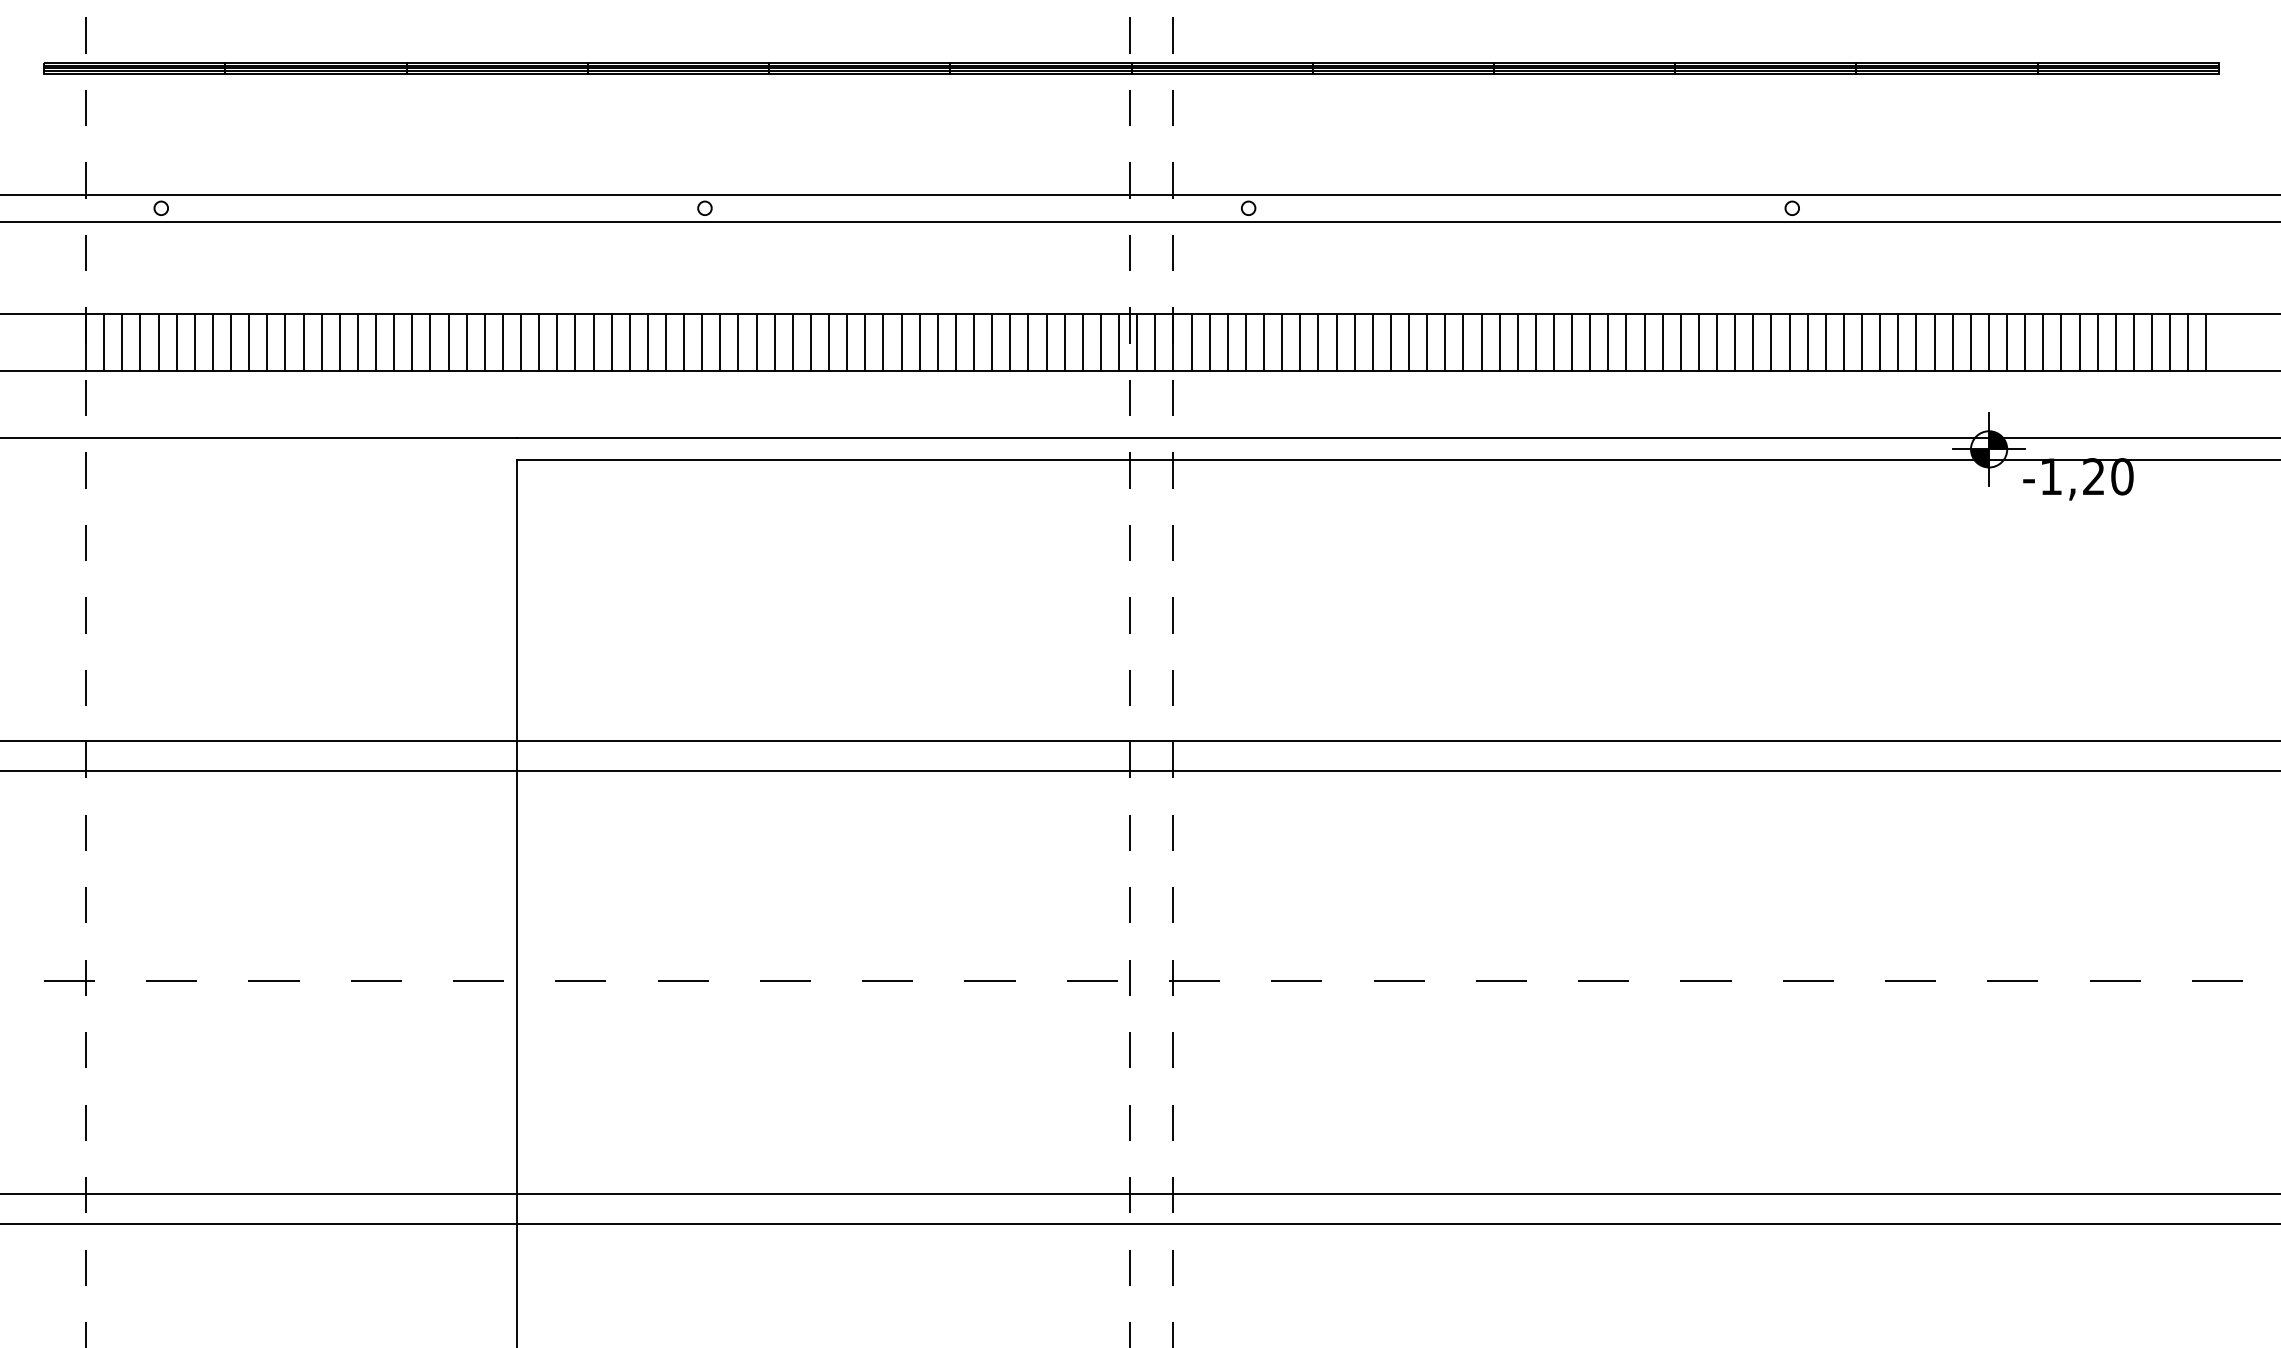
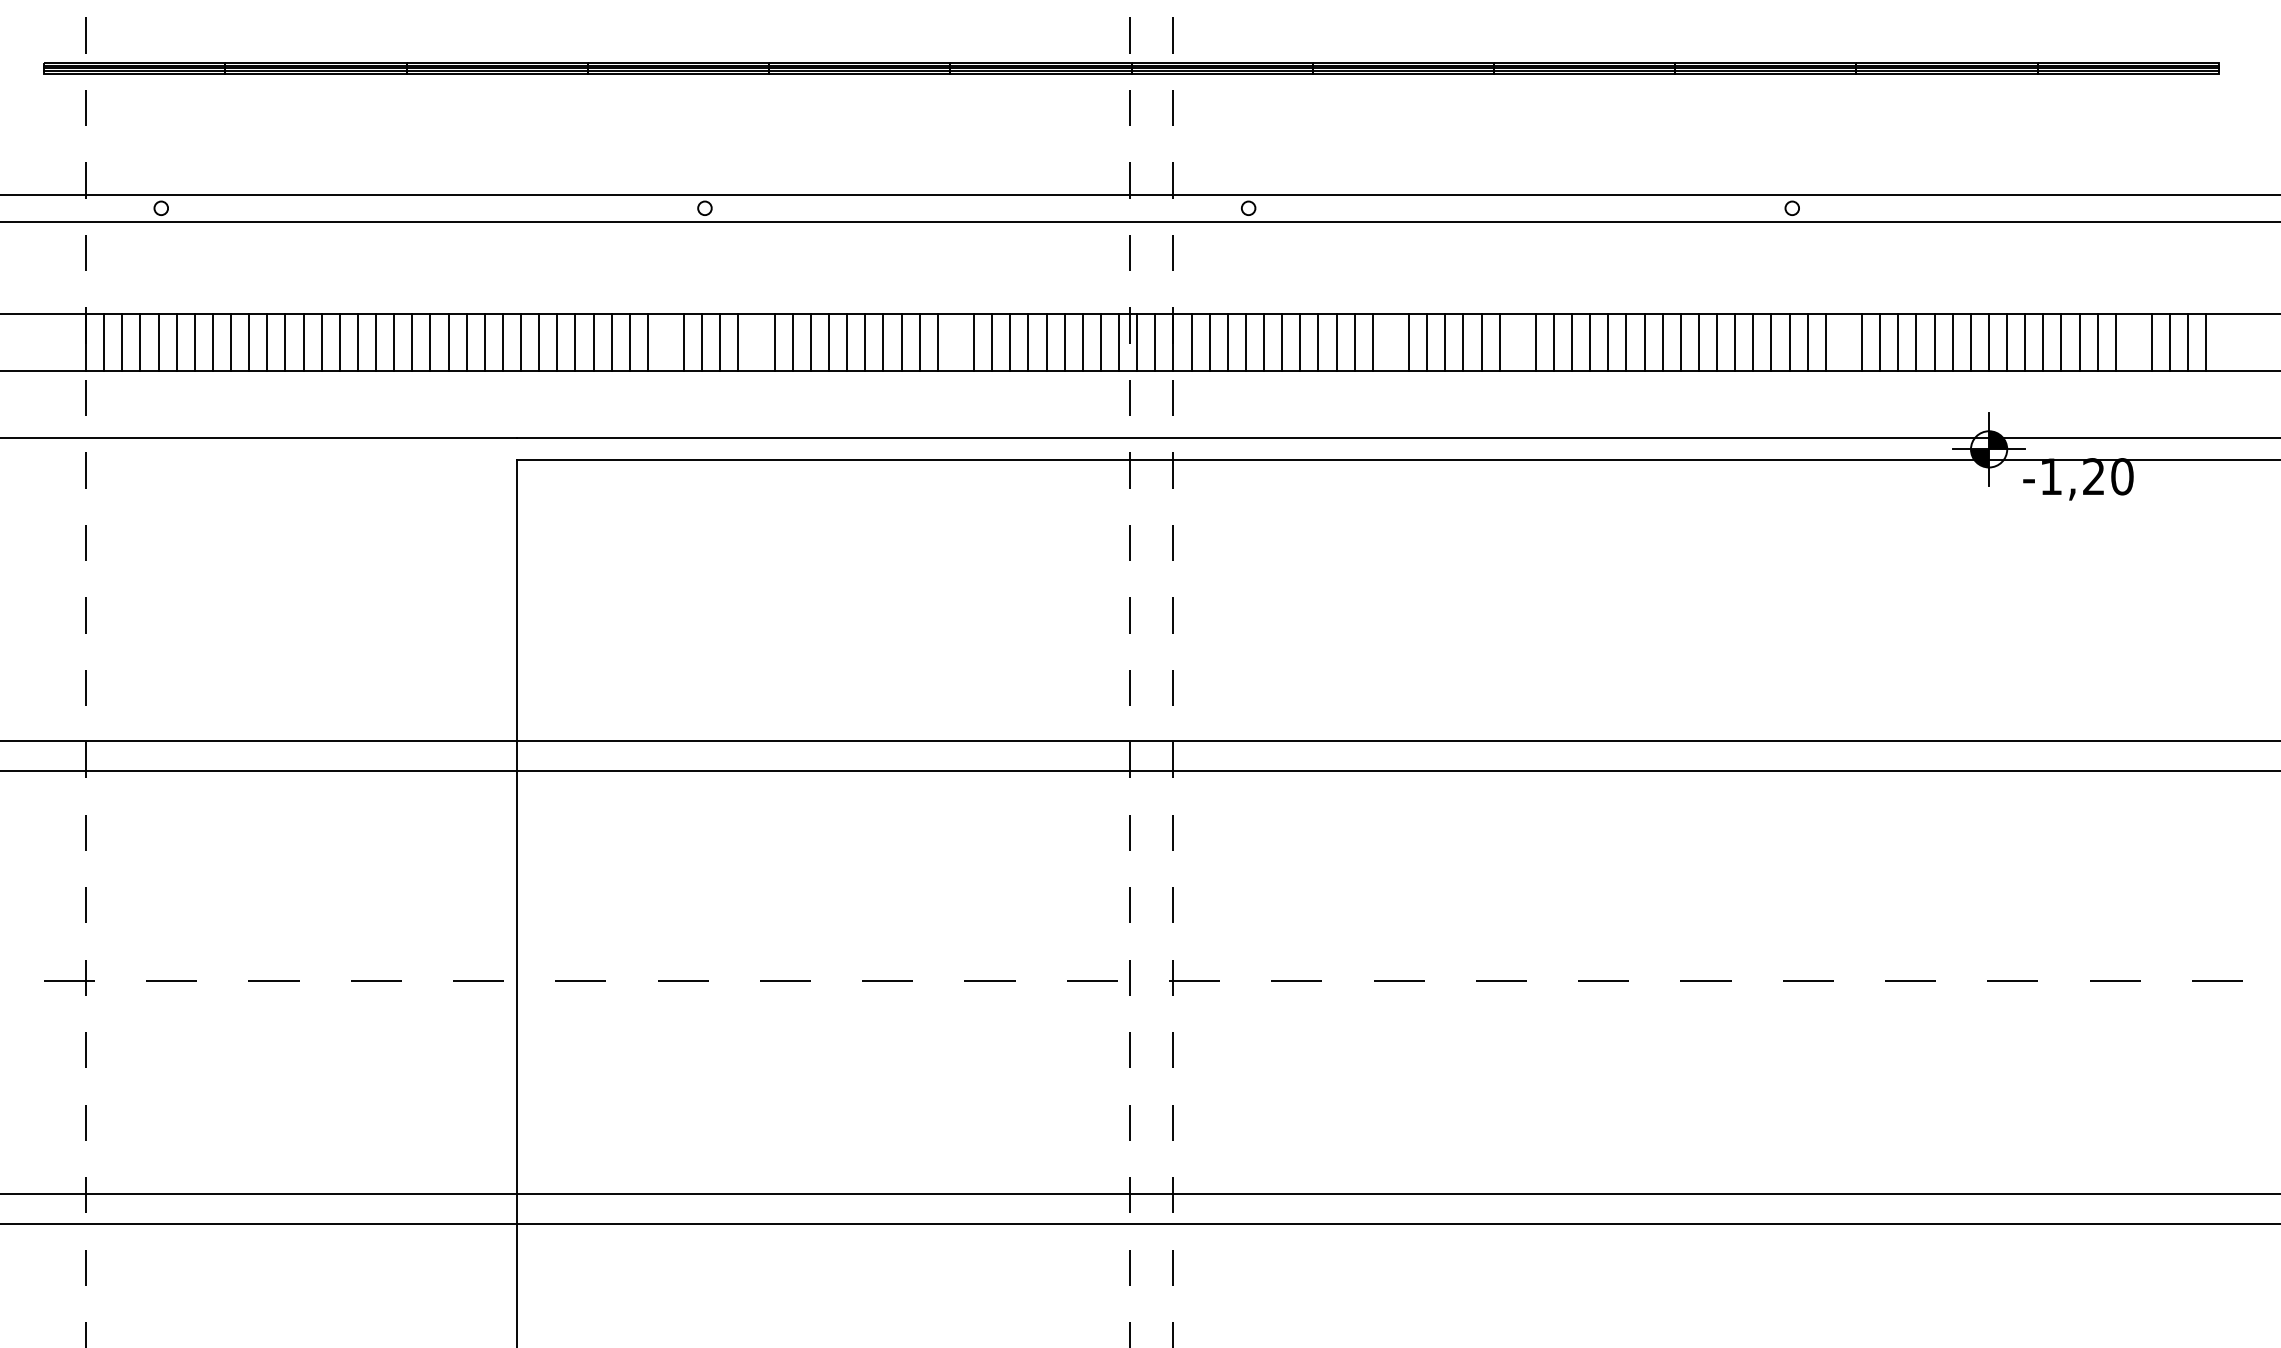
line: present -> none (665, 342)
line: present -> none (756, 342)
line: present -> none (955, 342)
line: present -> none (1390, 342)
line: present -> none (1517, 342)
line: present -> none (1843, 342)
line: present -> none (2133, 342)
